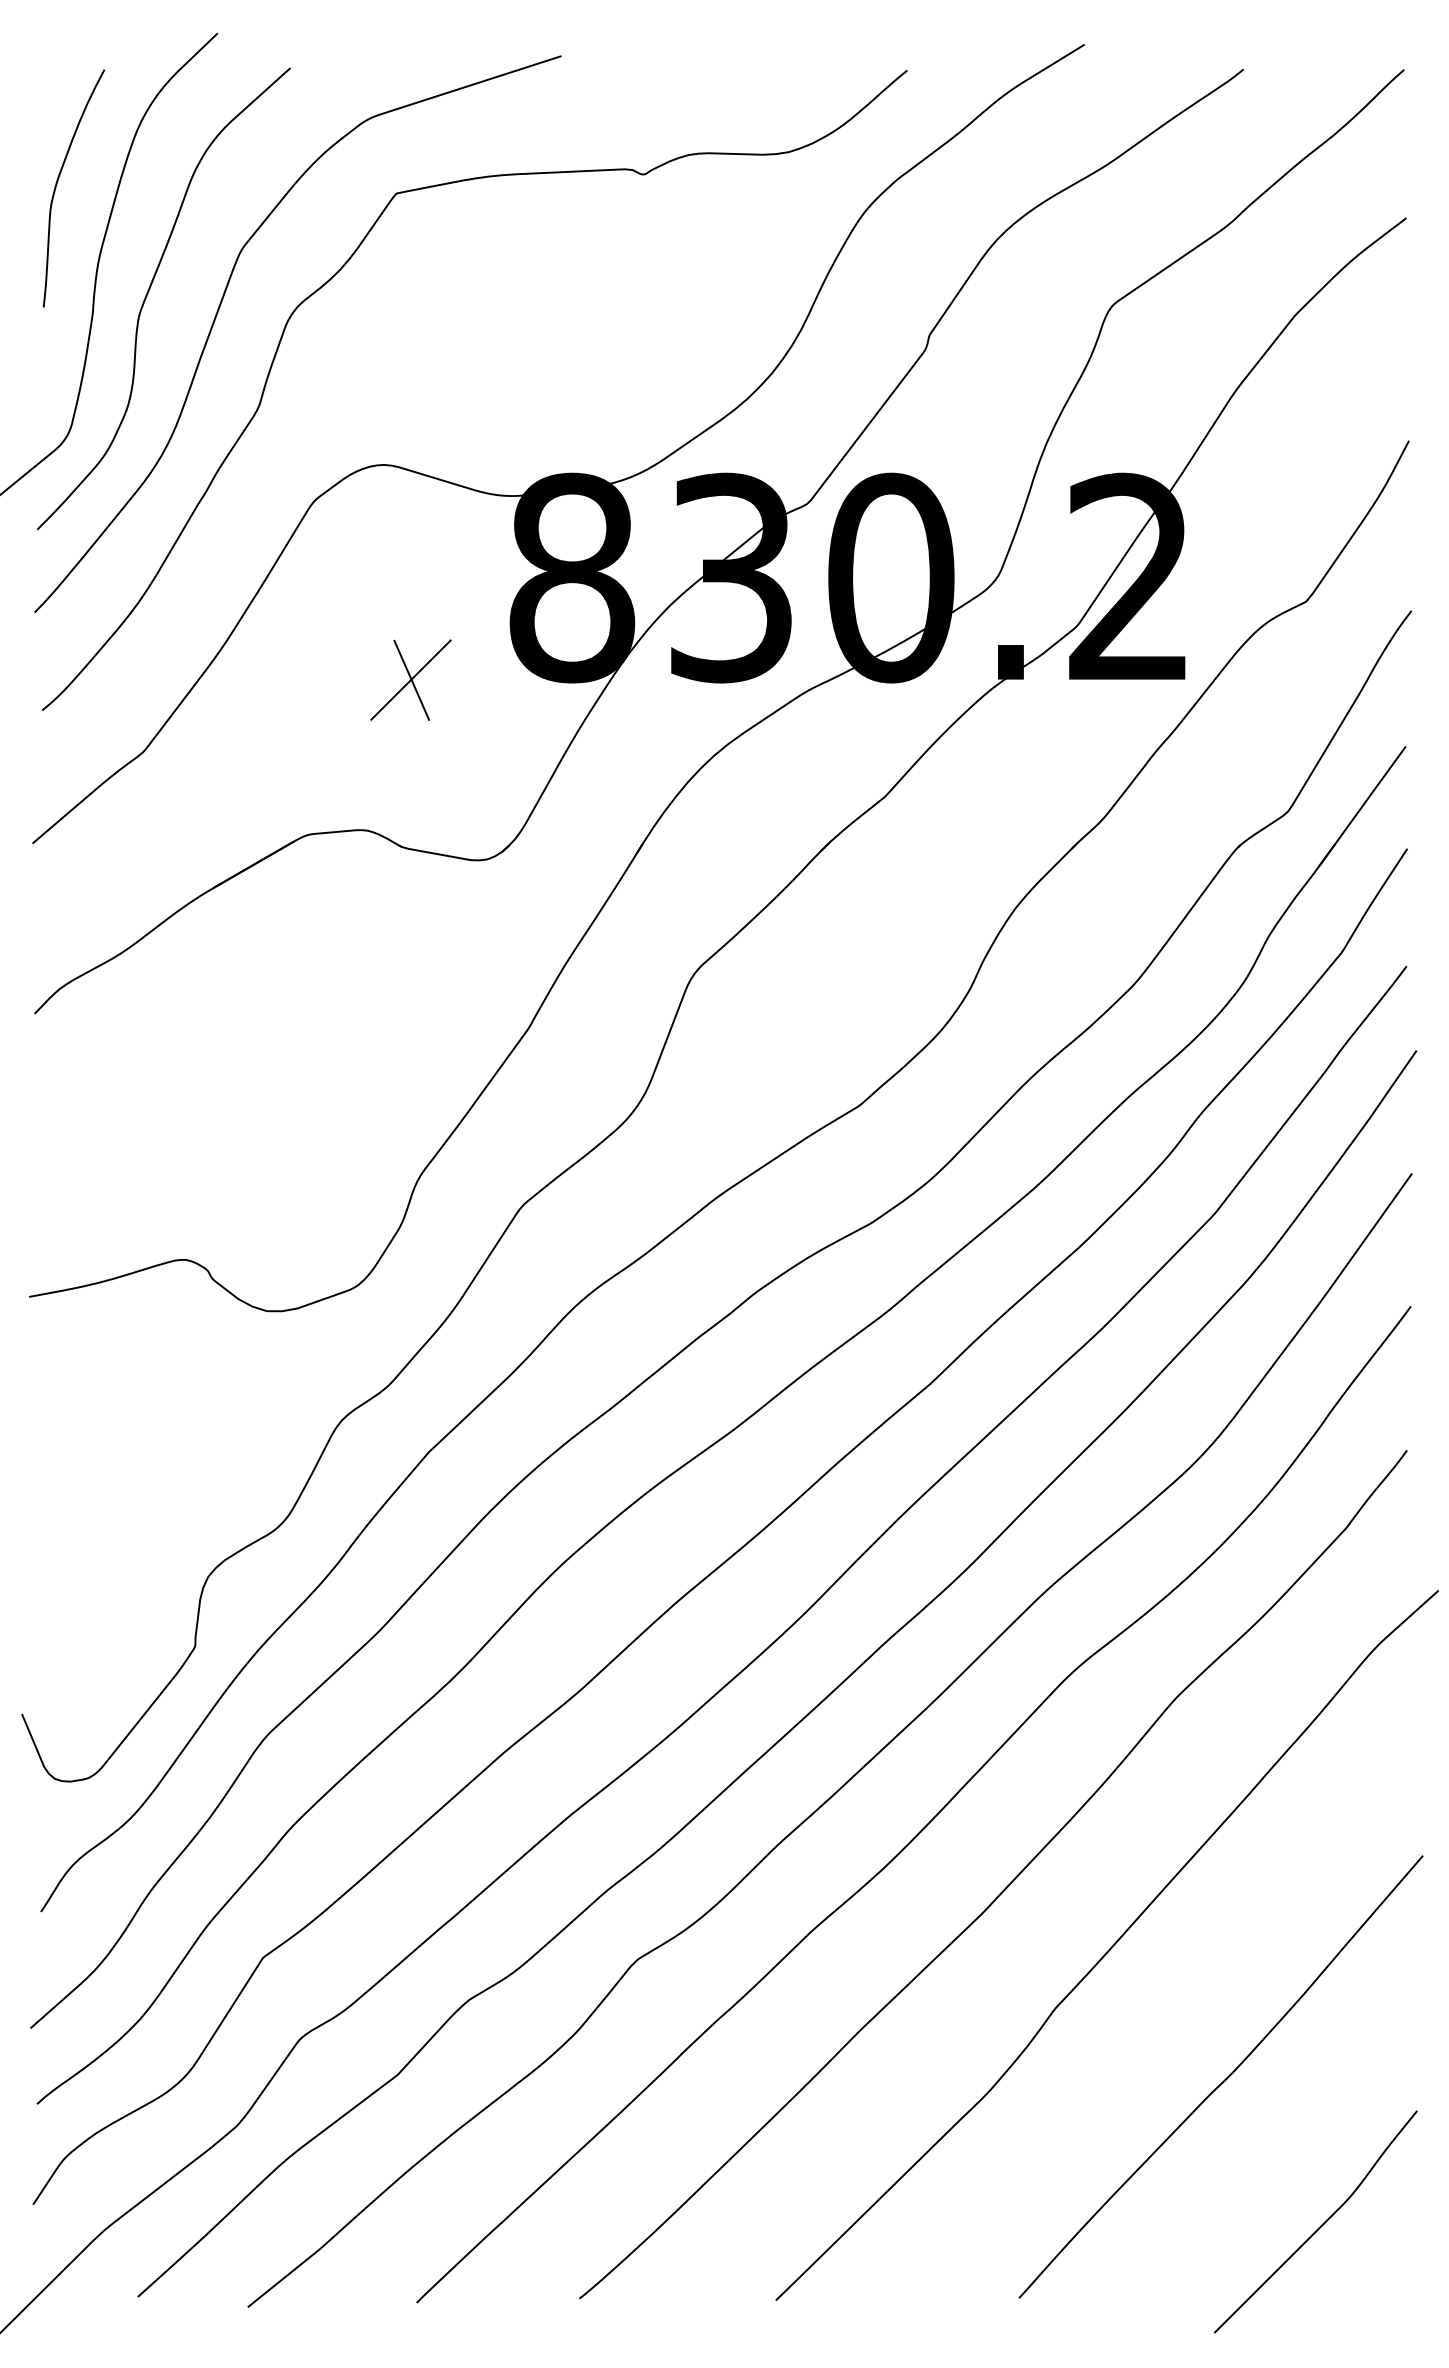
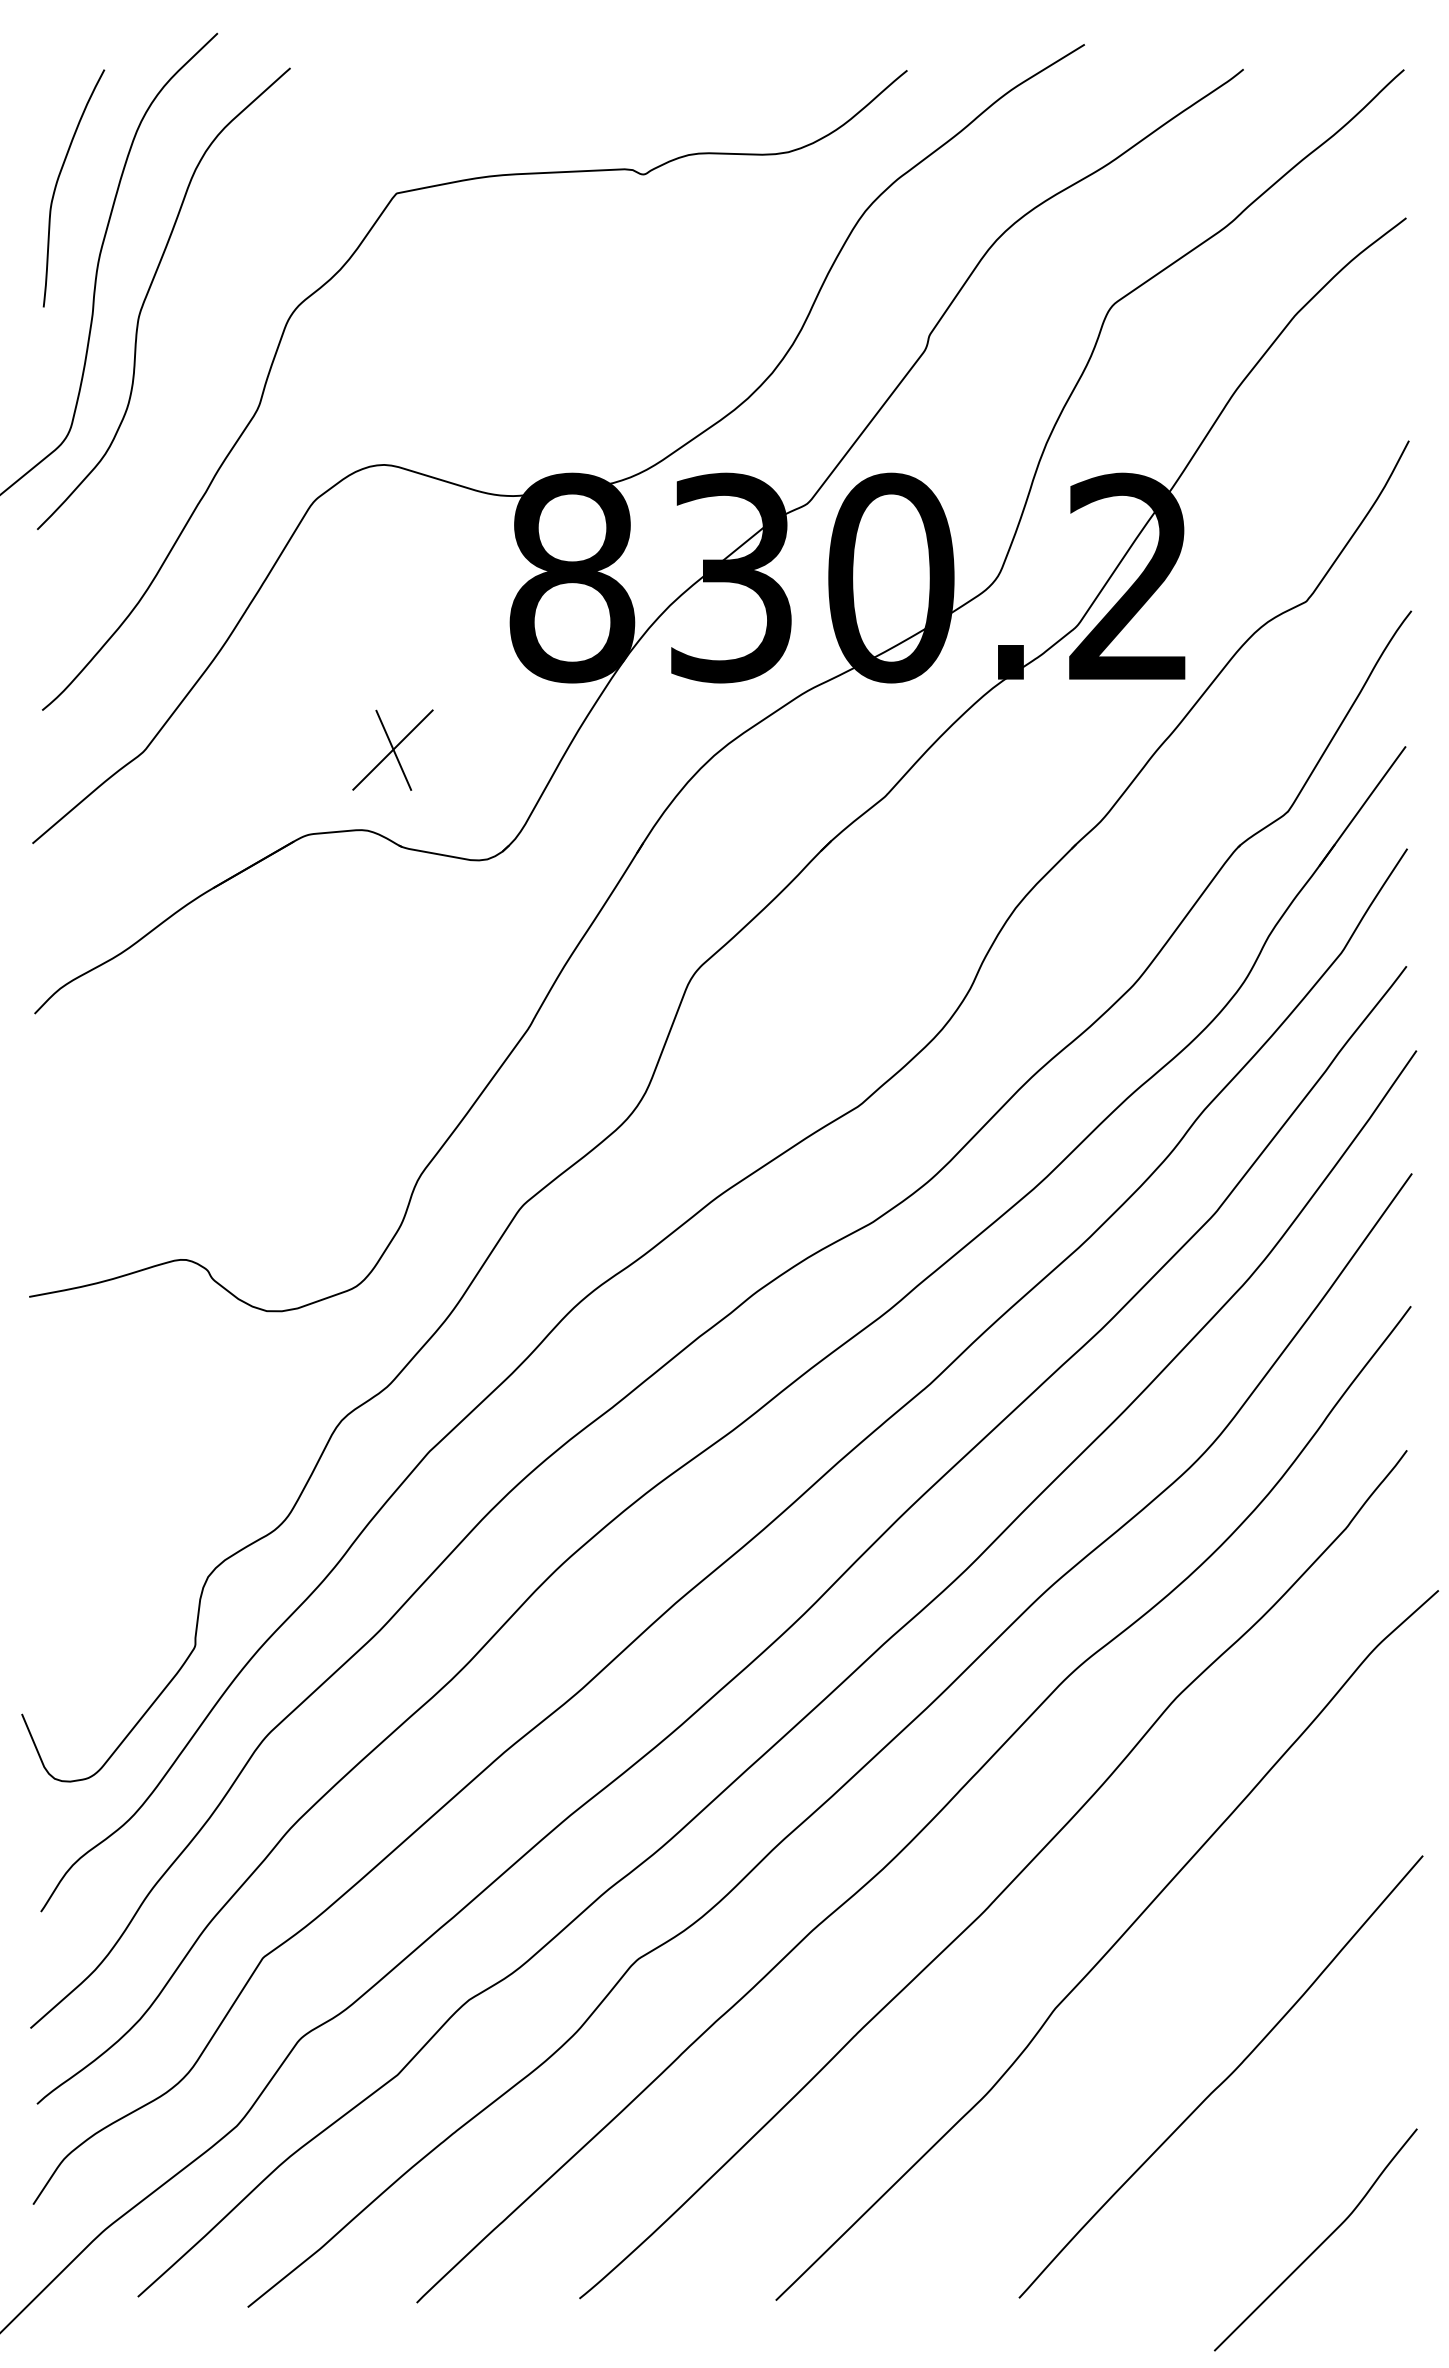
curve: present -> none (220, 307)
part position: (410, 679) -> (392, 749) (392, 749)
curve position: (1320, 2225) -> (1320, 2243) (1320, 2243)
